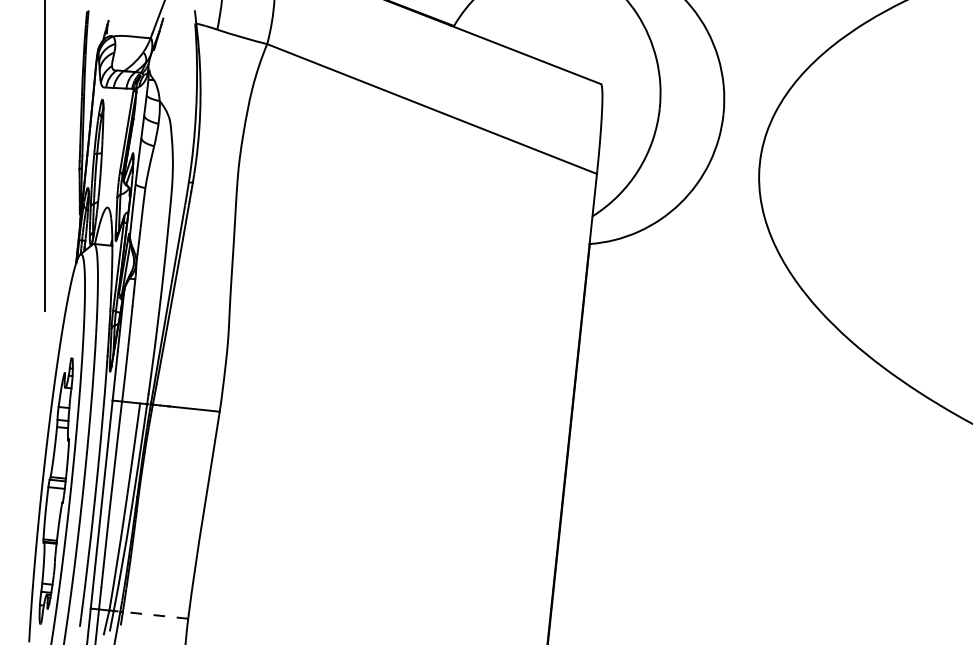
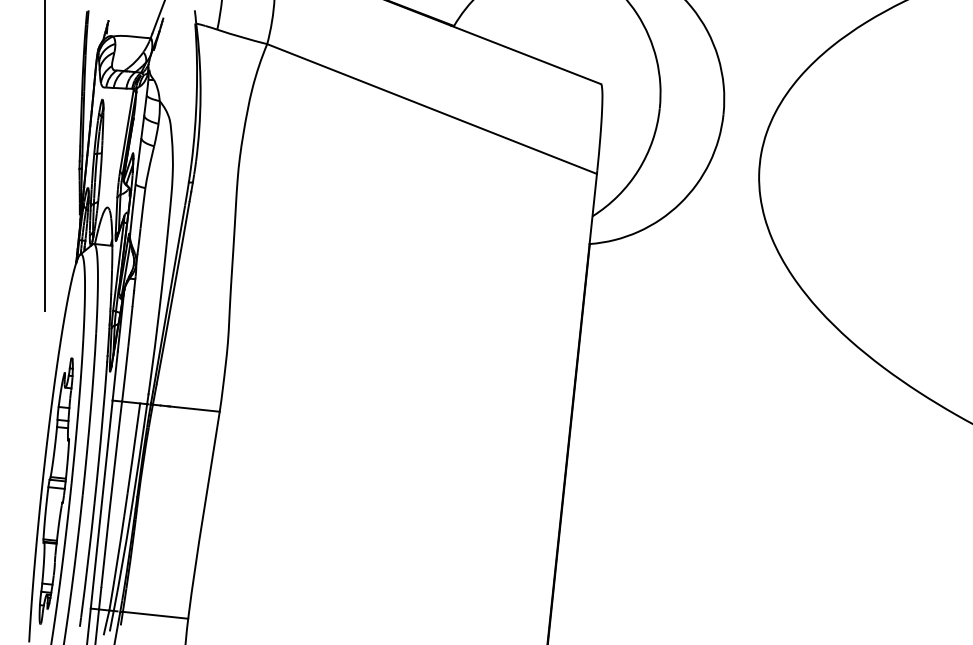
line: dashed -> solid (155, 615)
